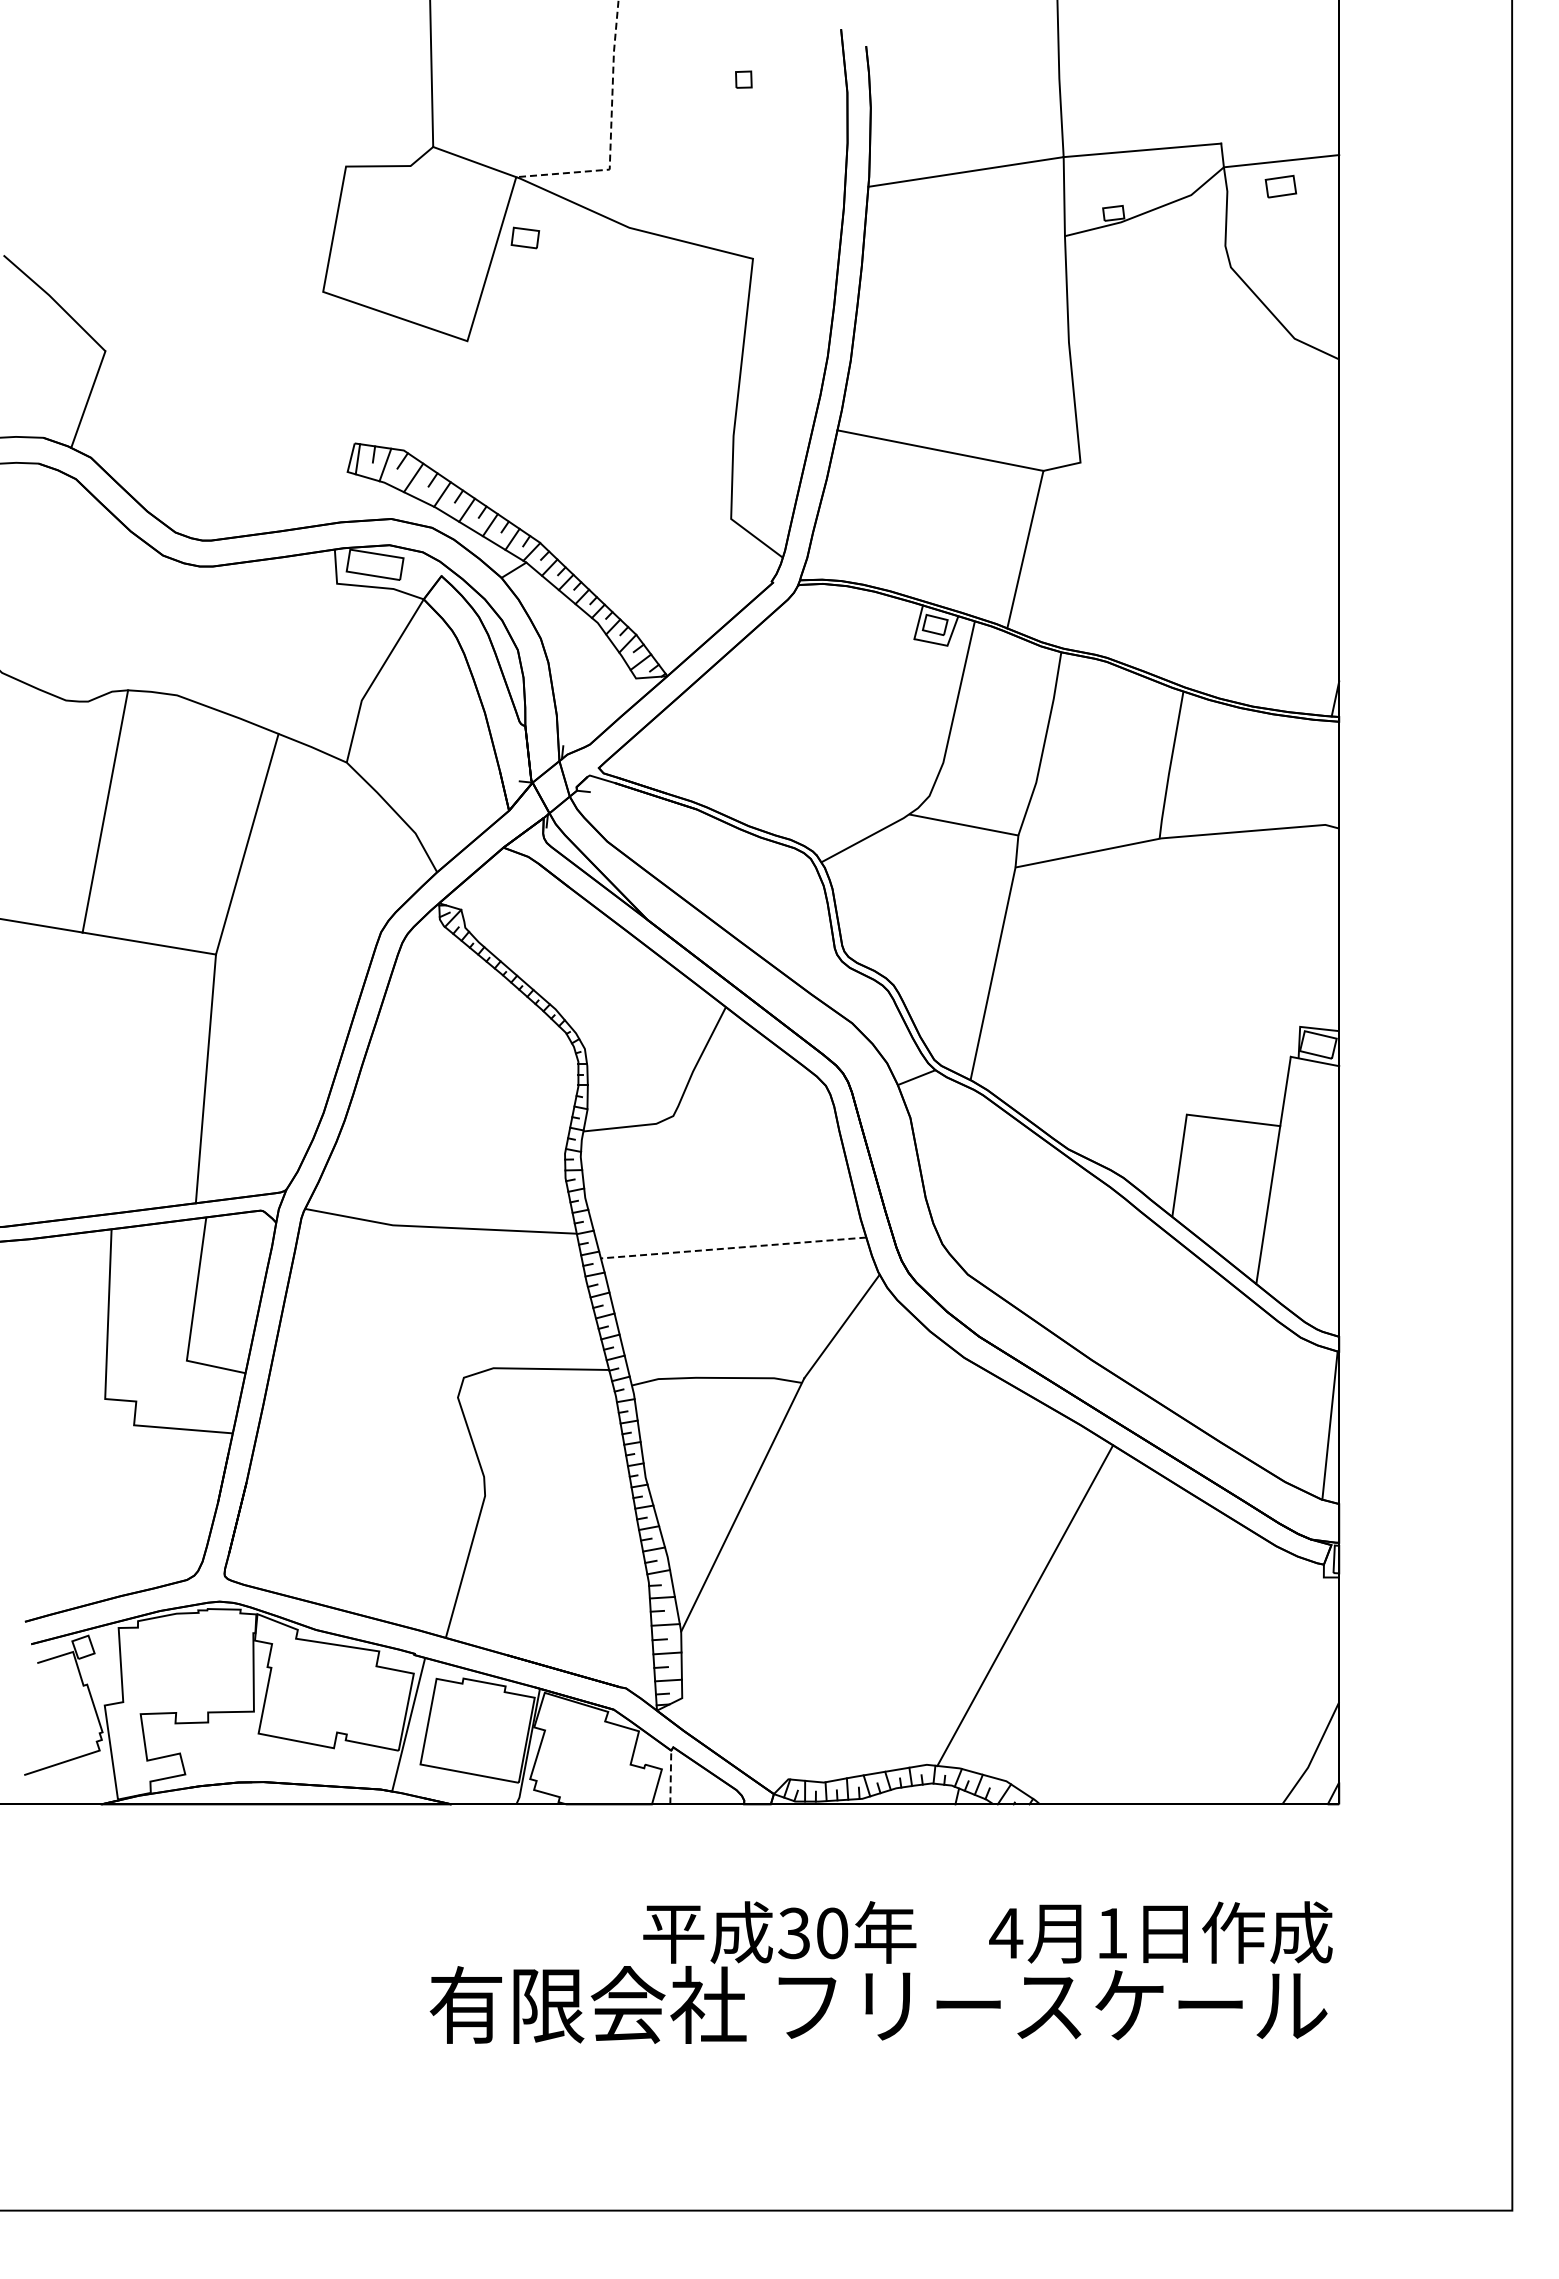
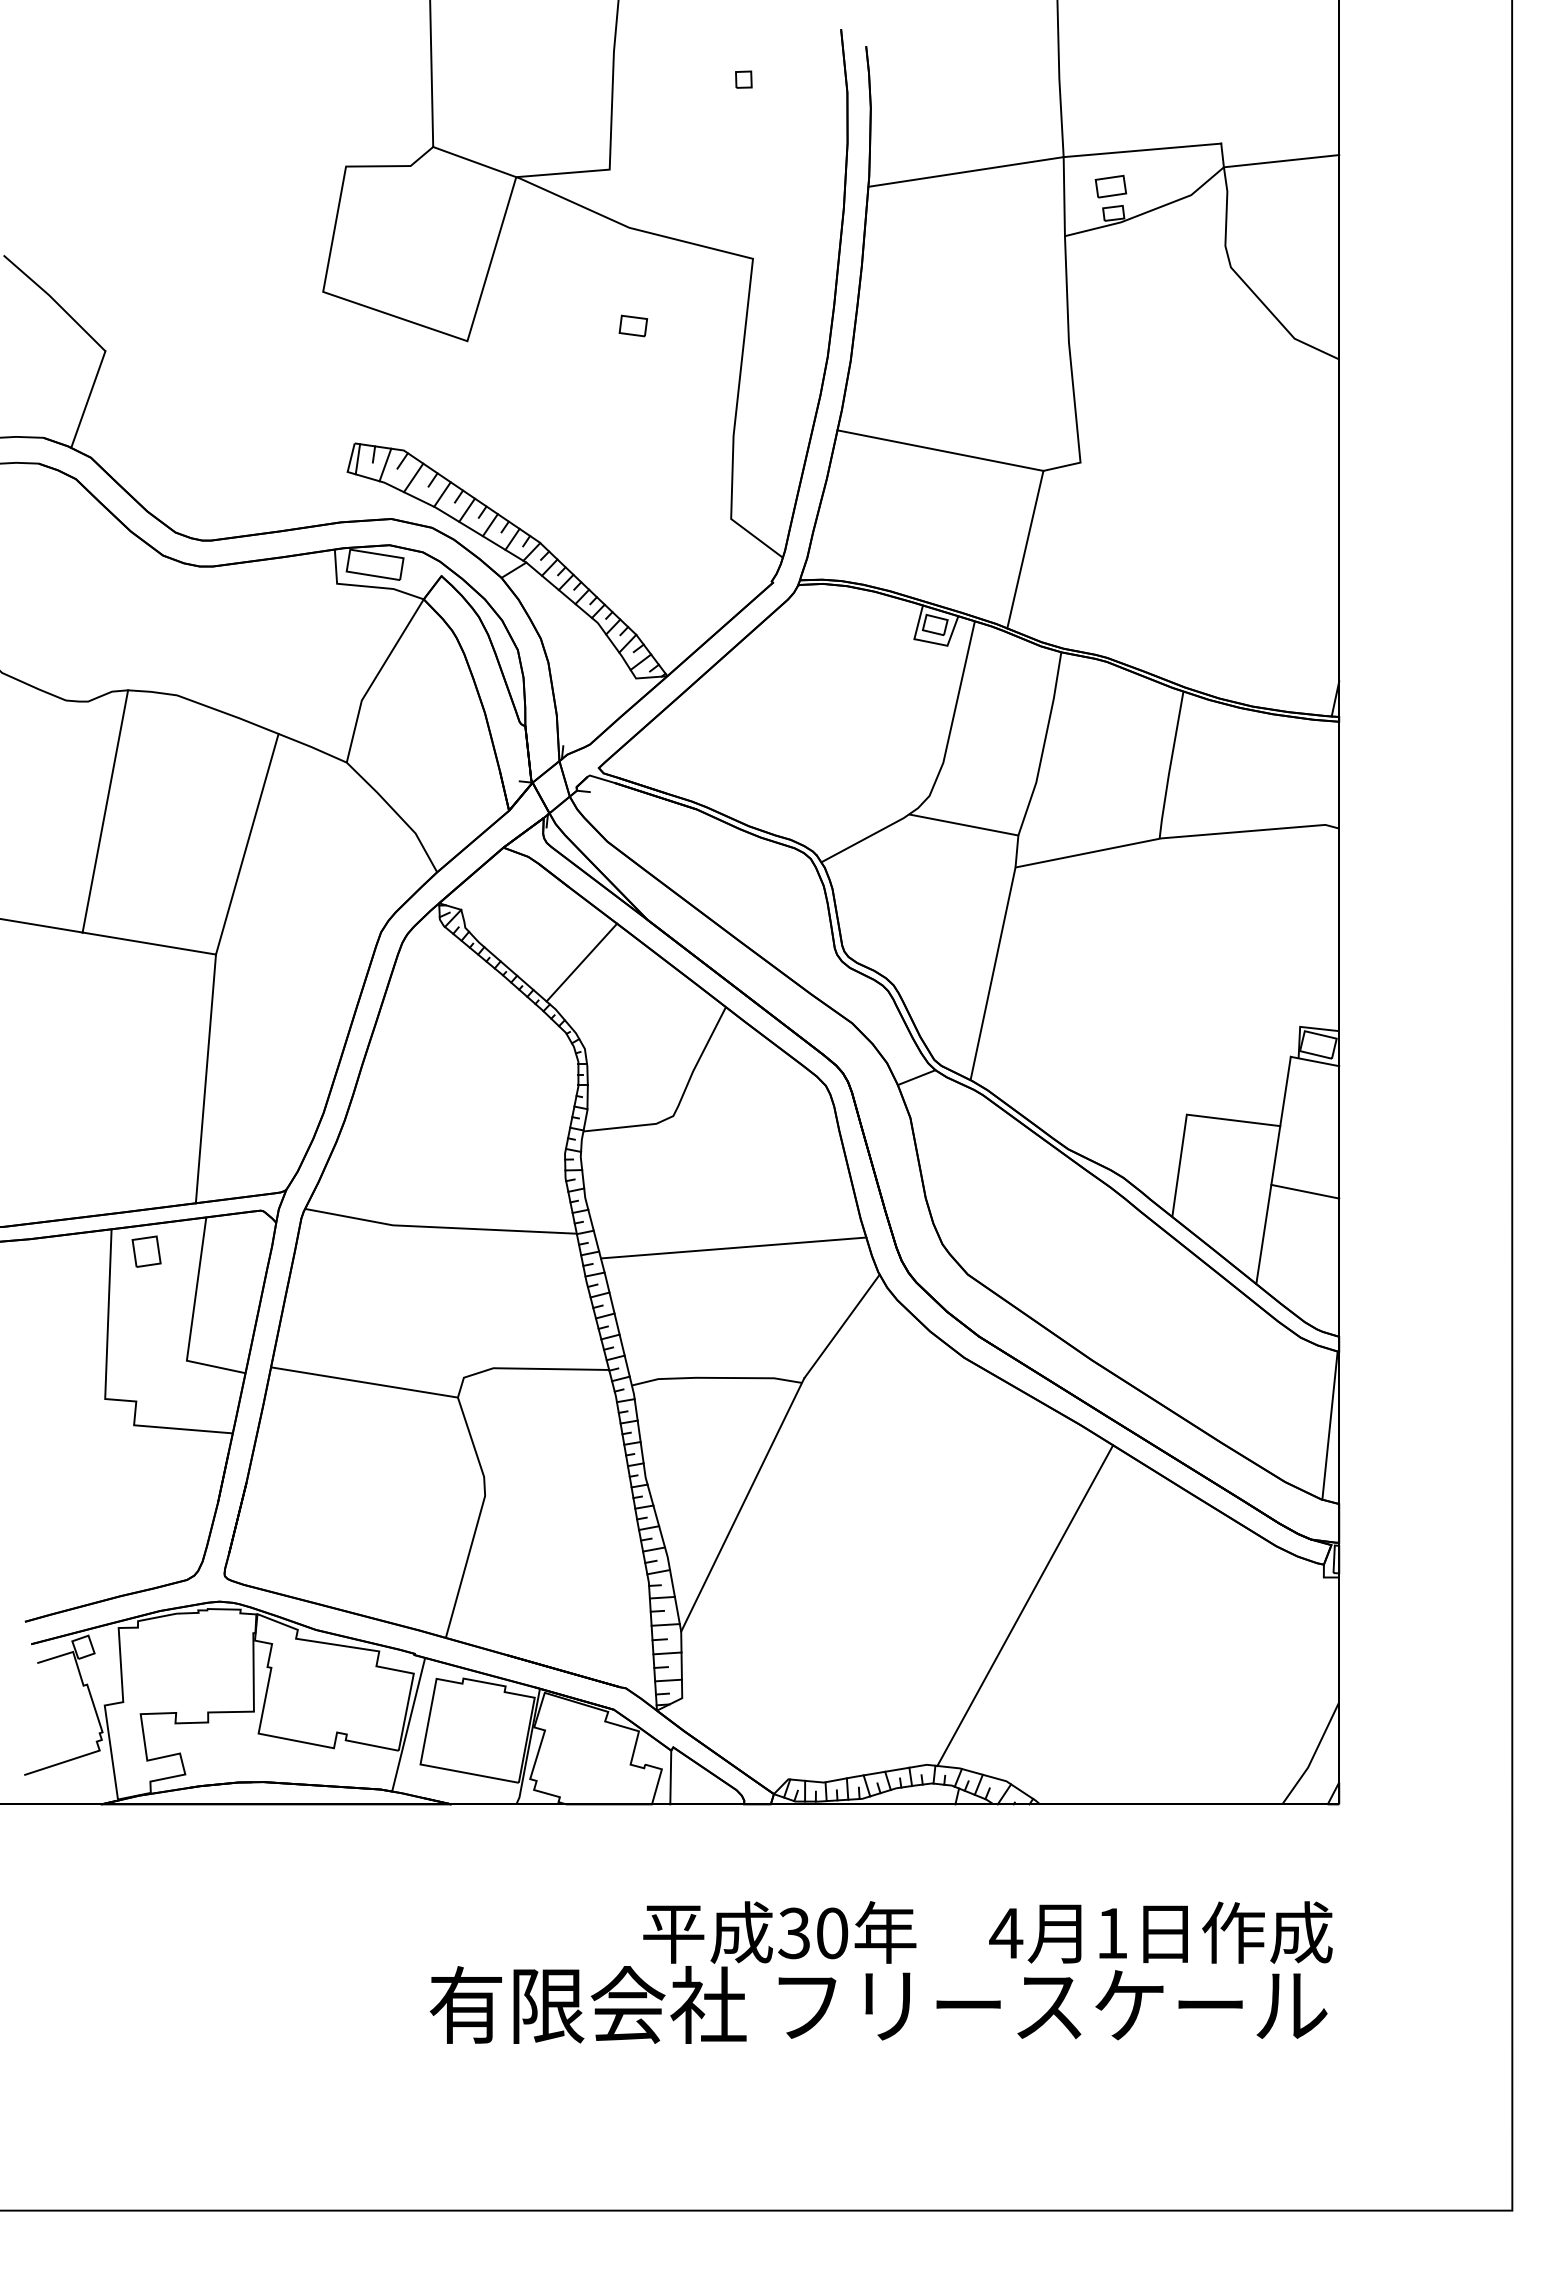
line: dashed -> solid (611, 131)
part position: (1280, 186) -> (1110, 186) (1110, 186)
part position: (525, 237) -> (633, 325) (633, 325)
line: none -> present (581, 962)
line: none -> present (1305, 1191)
line: dashed -> solid (733, 1248)
part: none -> present (146, 1251)
line: none -> present (364, 1382)
line: dashed -> solid (670, 1777)
